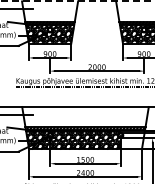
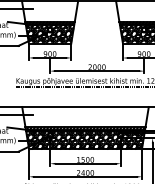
line: dashed -> solid (77, 1)
hatch: none -> present (132, 139)
